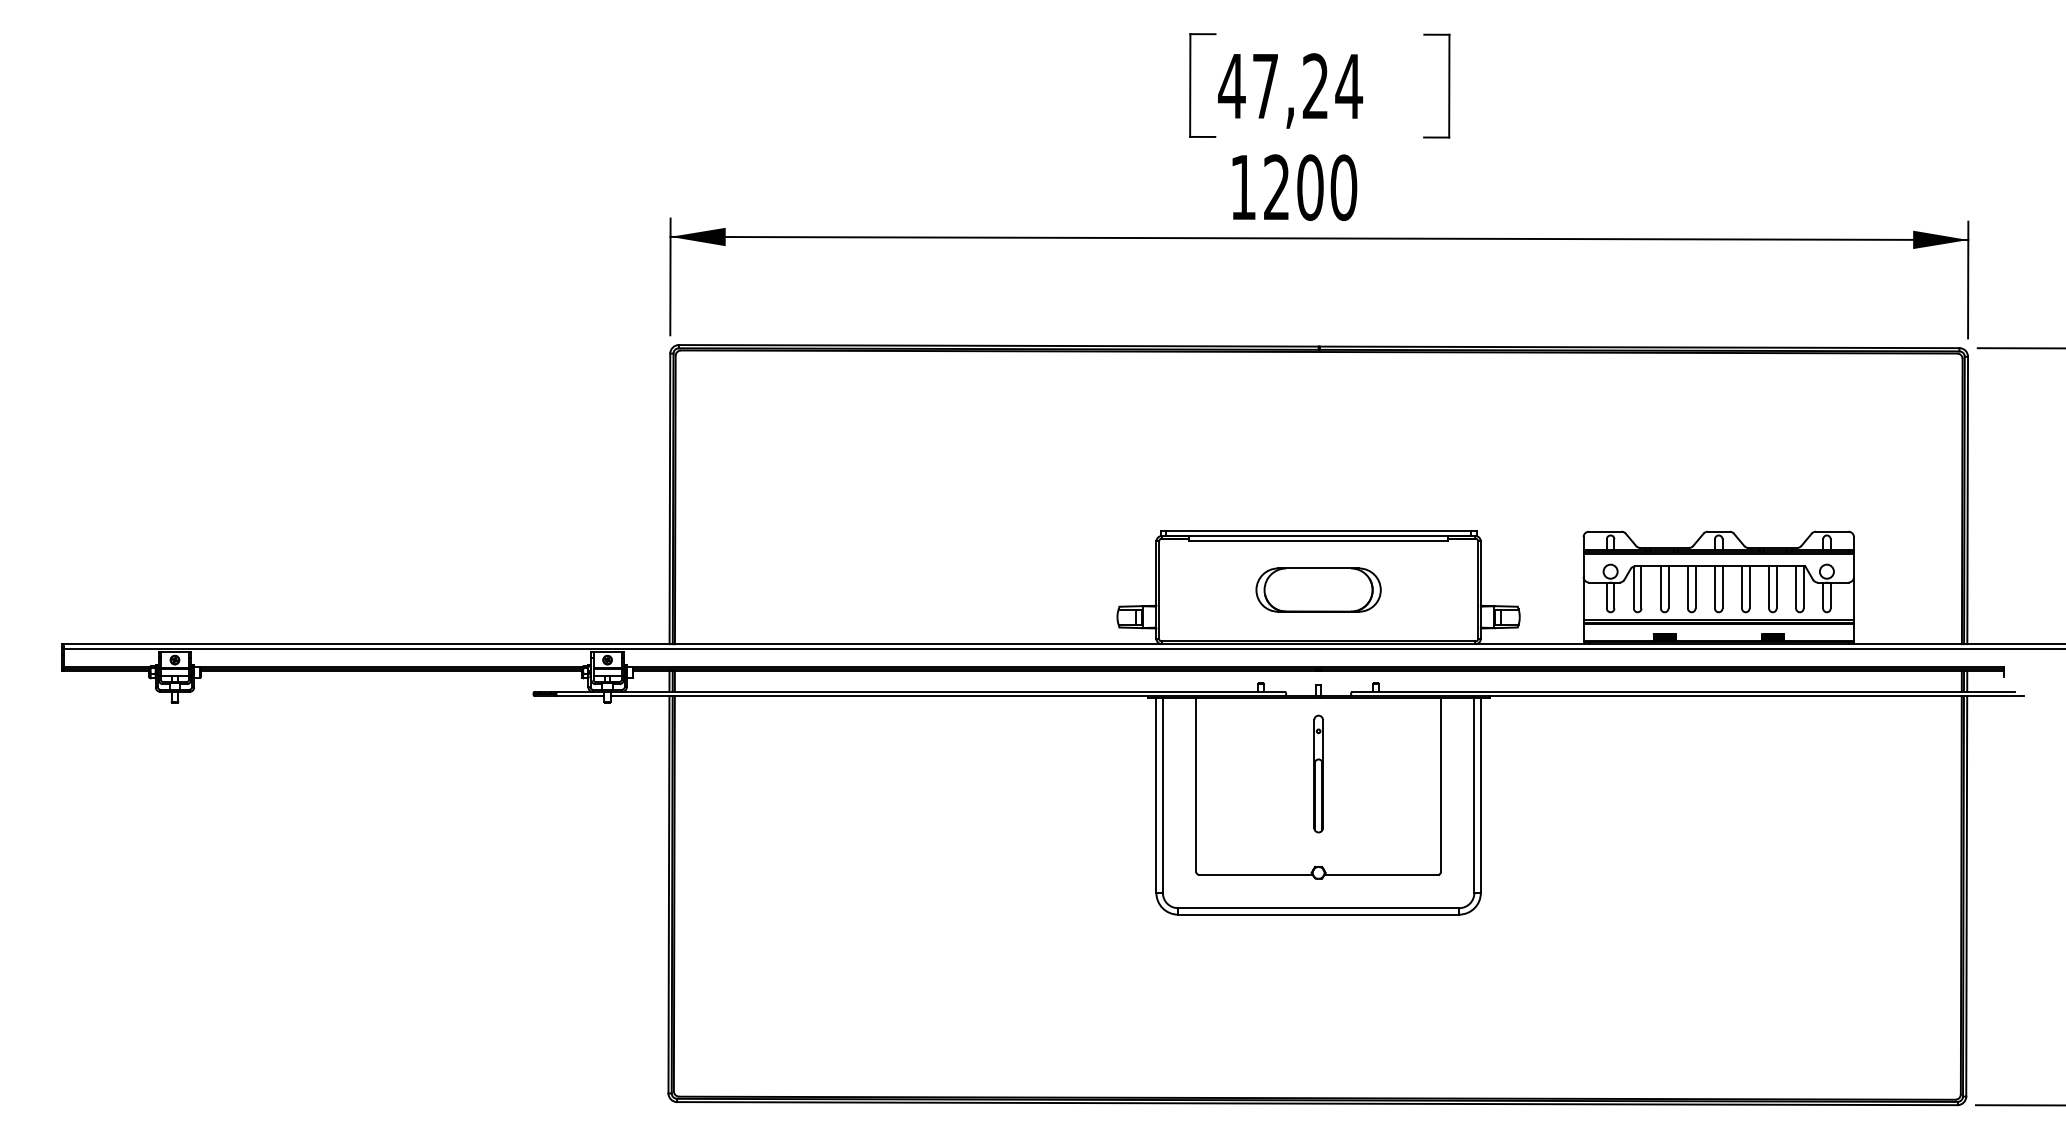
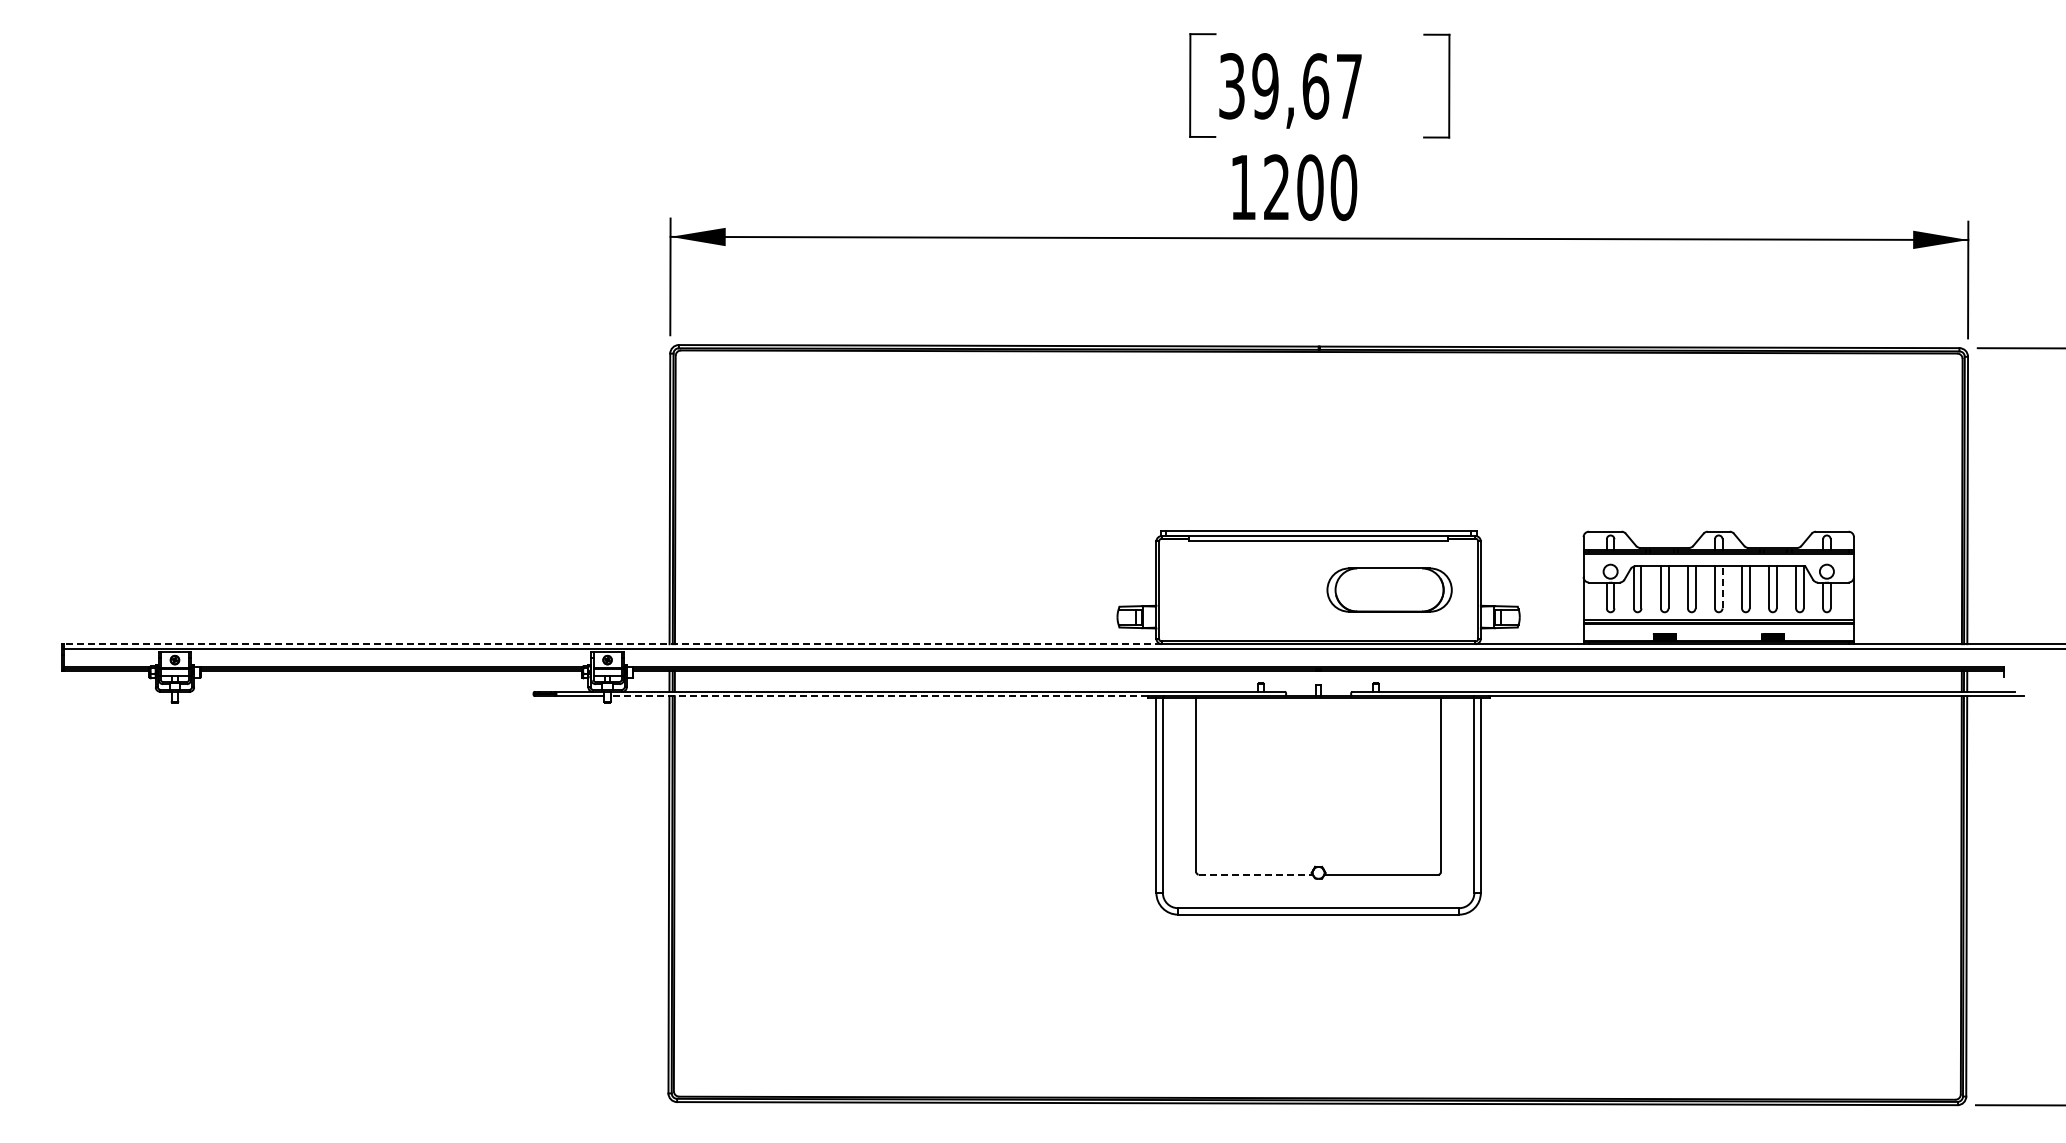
text: 47,24 -> 39,67 (1290, 86)
line: solid -> dashed (1722, 586)
part position: (1318, 589) -> (1389, 589) (1389, 589)
line: solid -> dashed (612, 644)
line: solid -> dashed (879, 696)
part: present -> none (1318, 773)
line: solid -> dashed (1256, 874)
